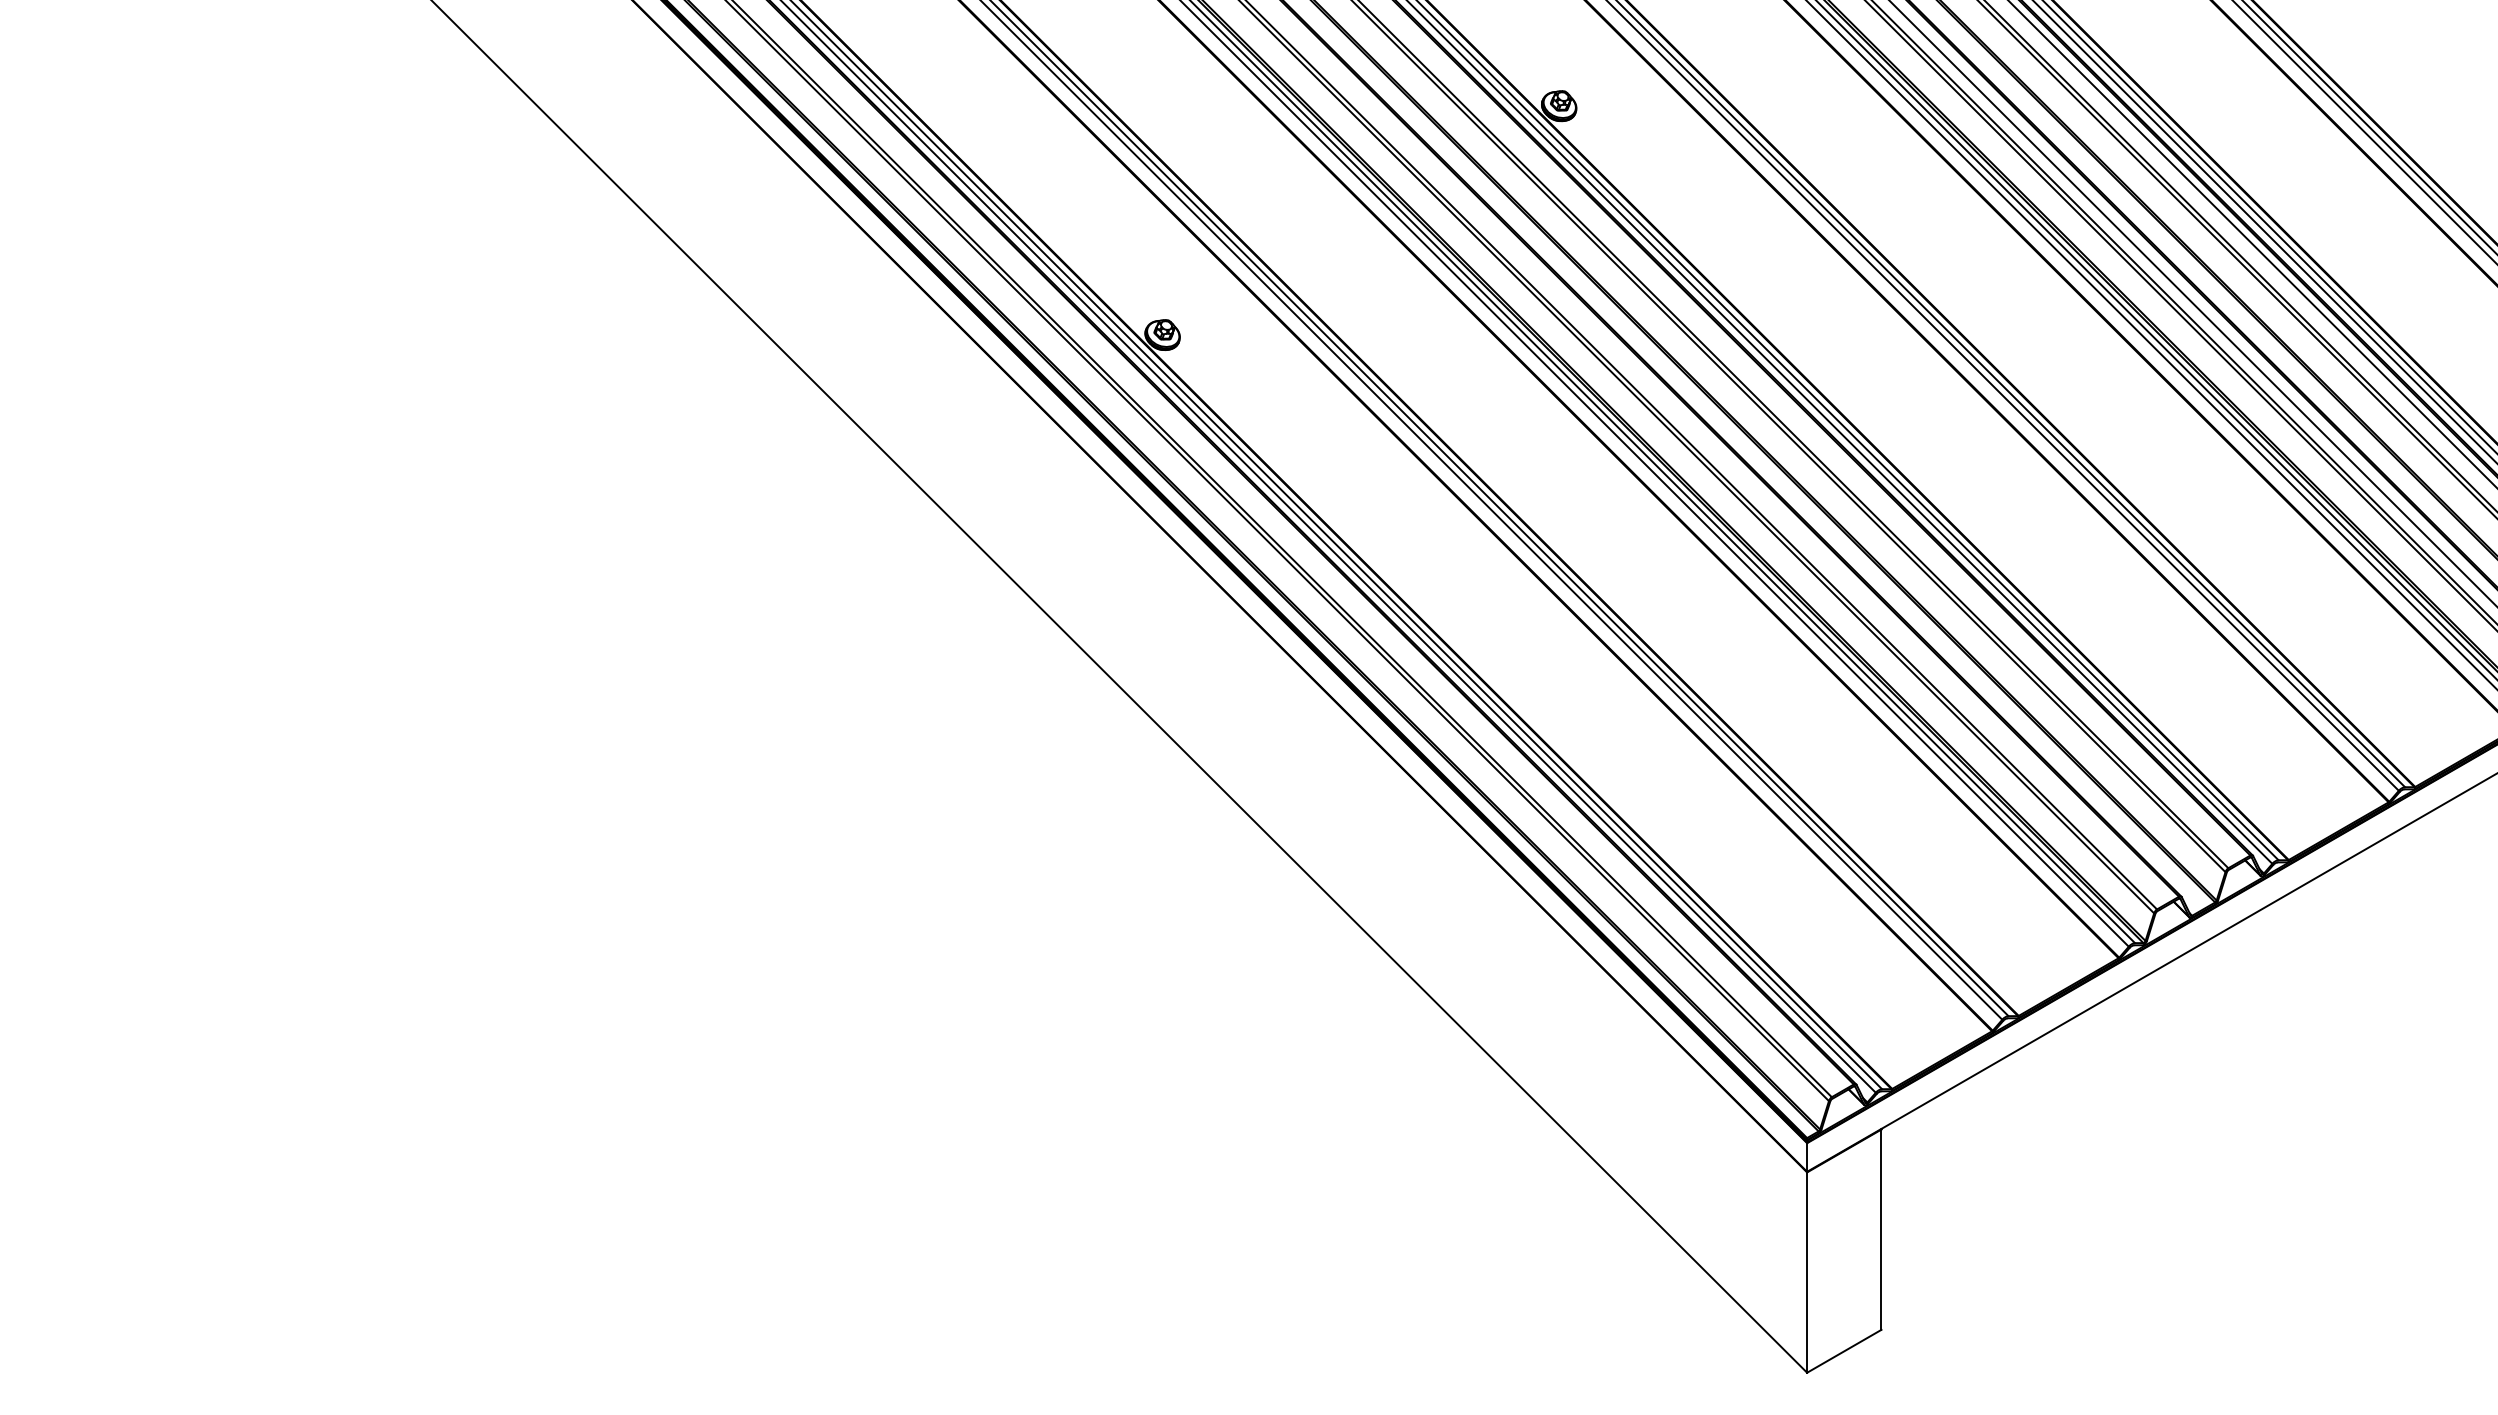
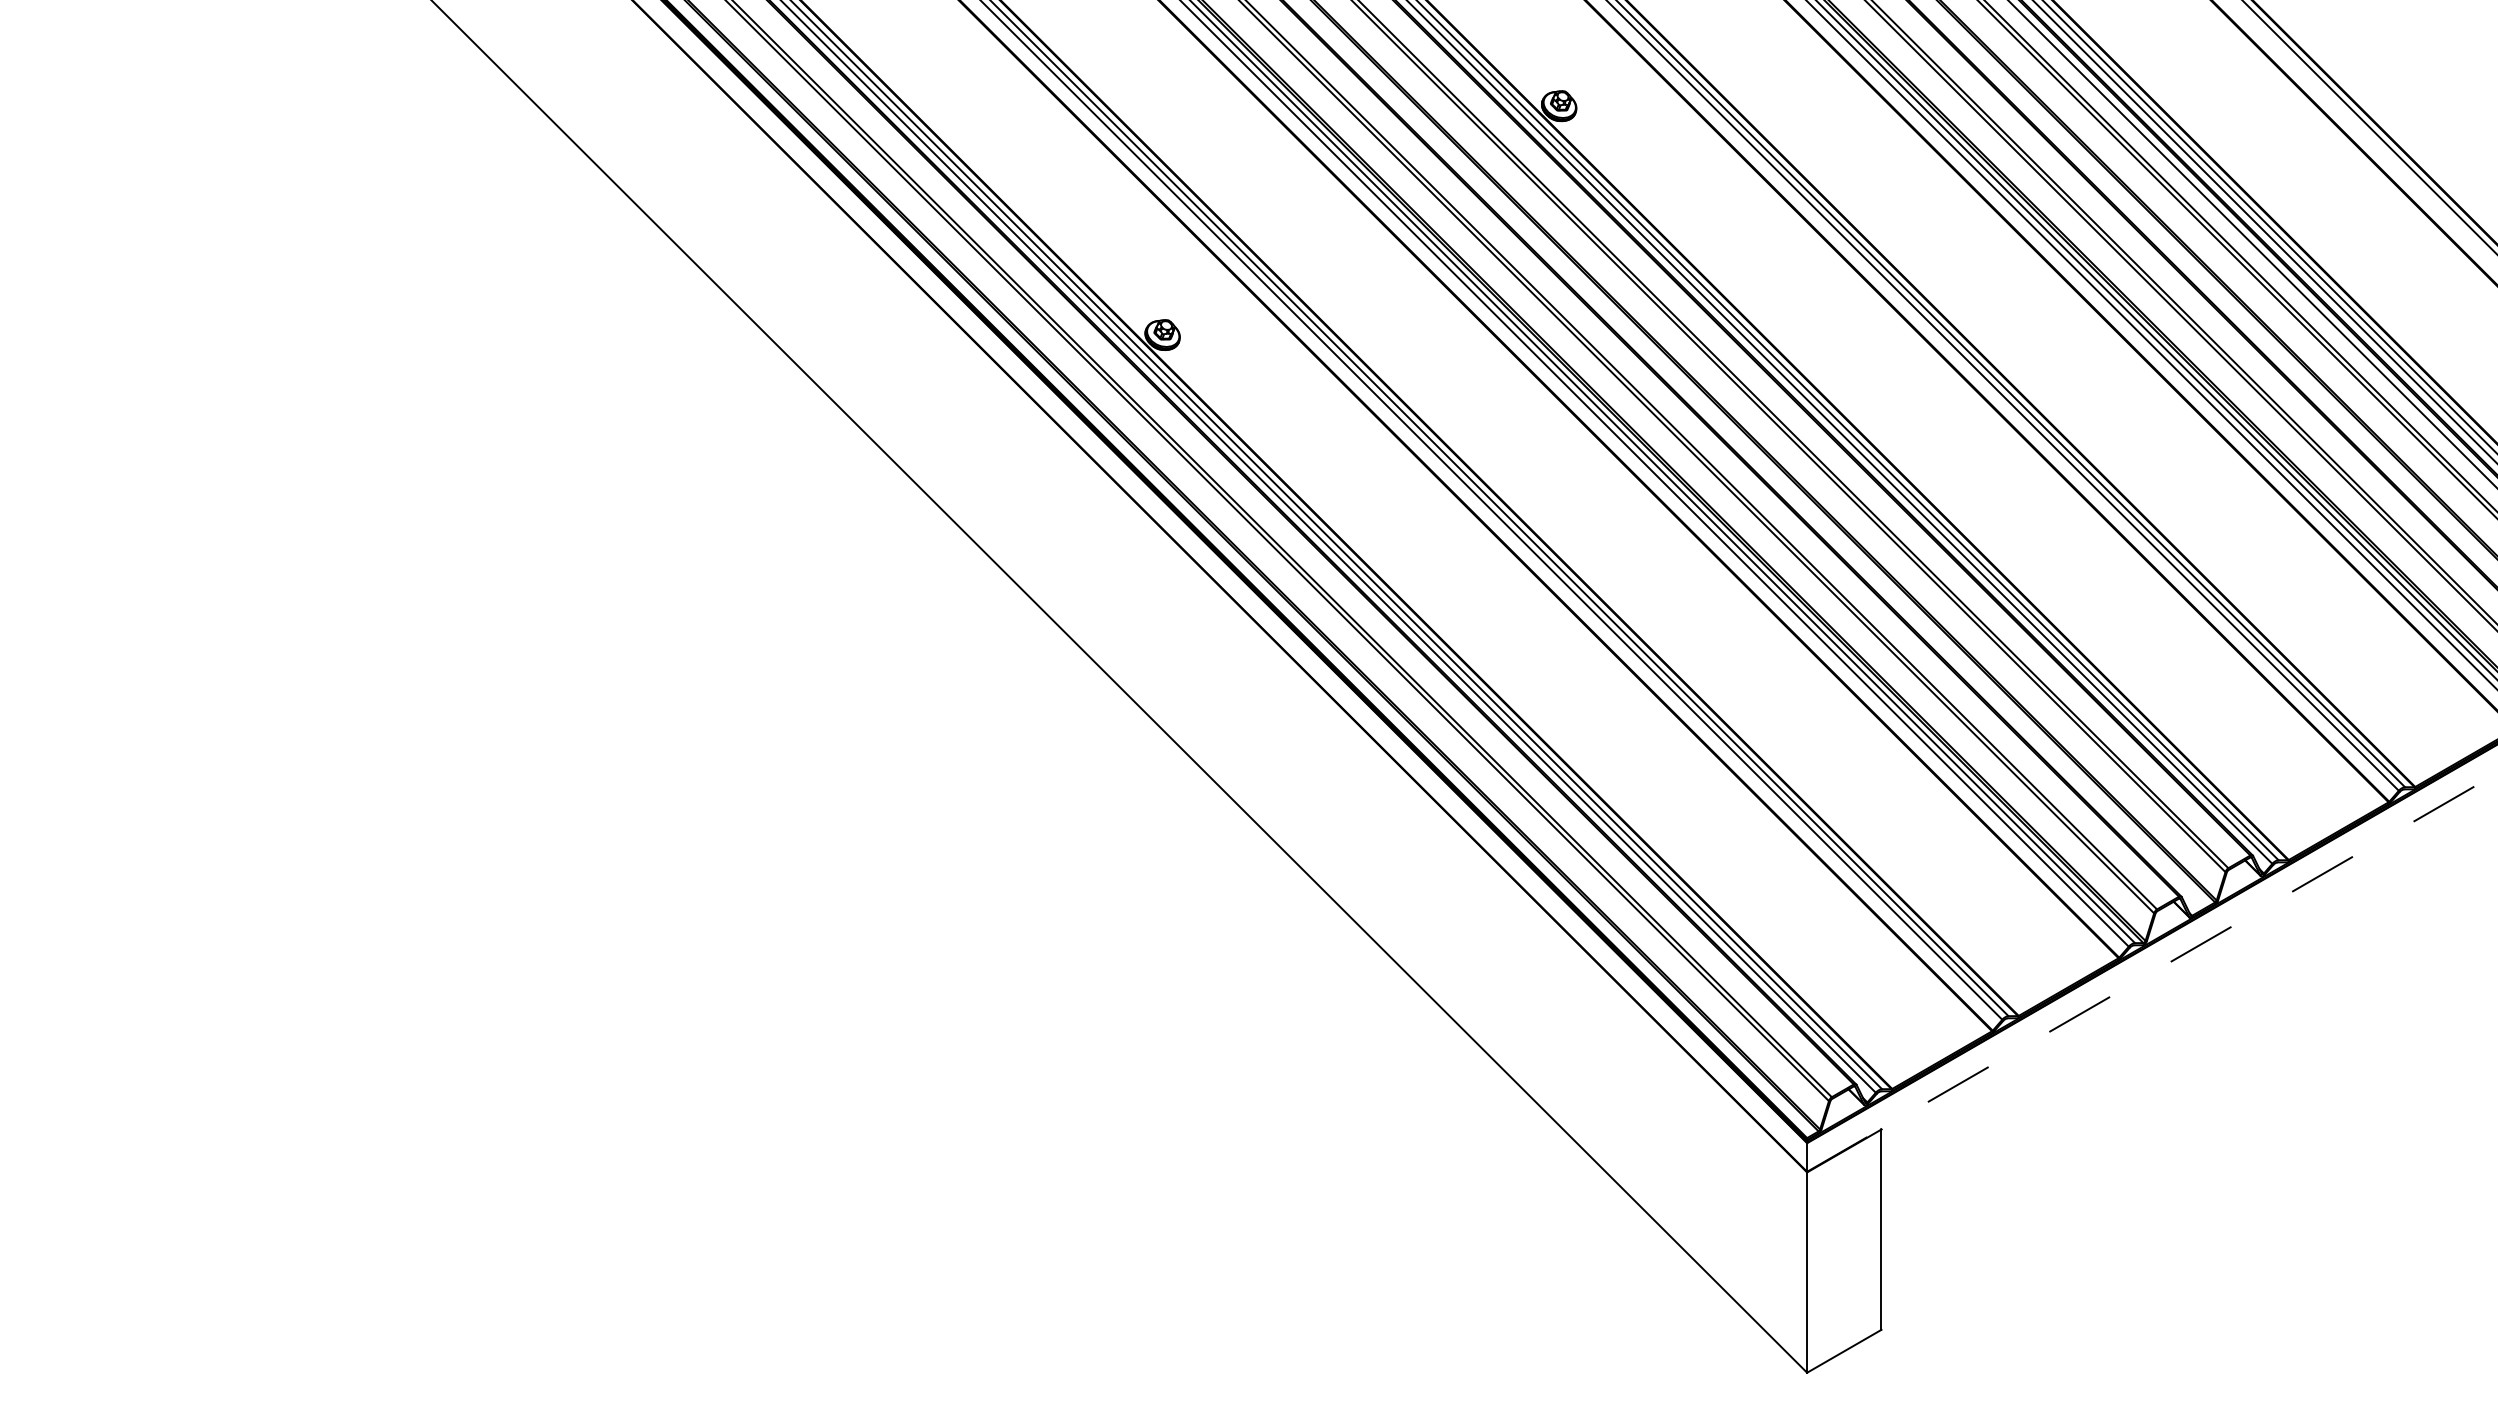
line: present -> none (2364, 131)
line: present -> none (2192, 303)
line: solid -> dashed (2151, 972)
